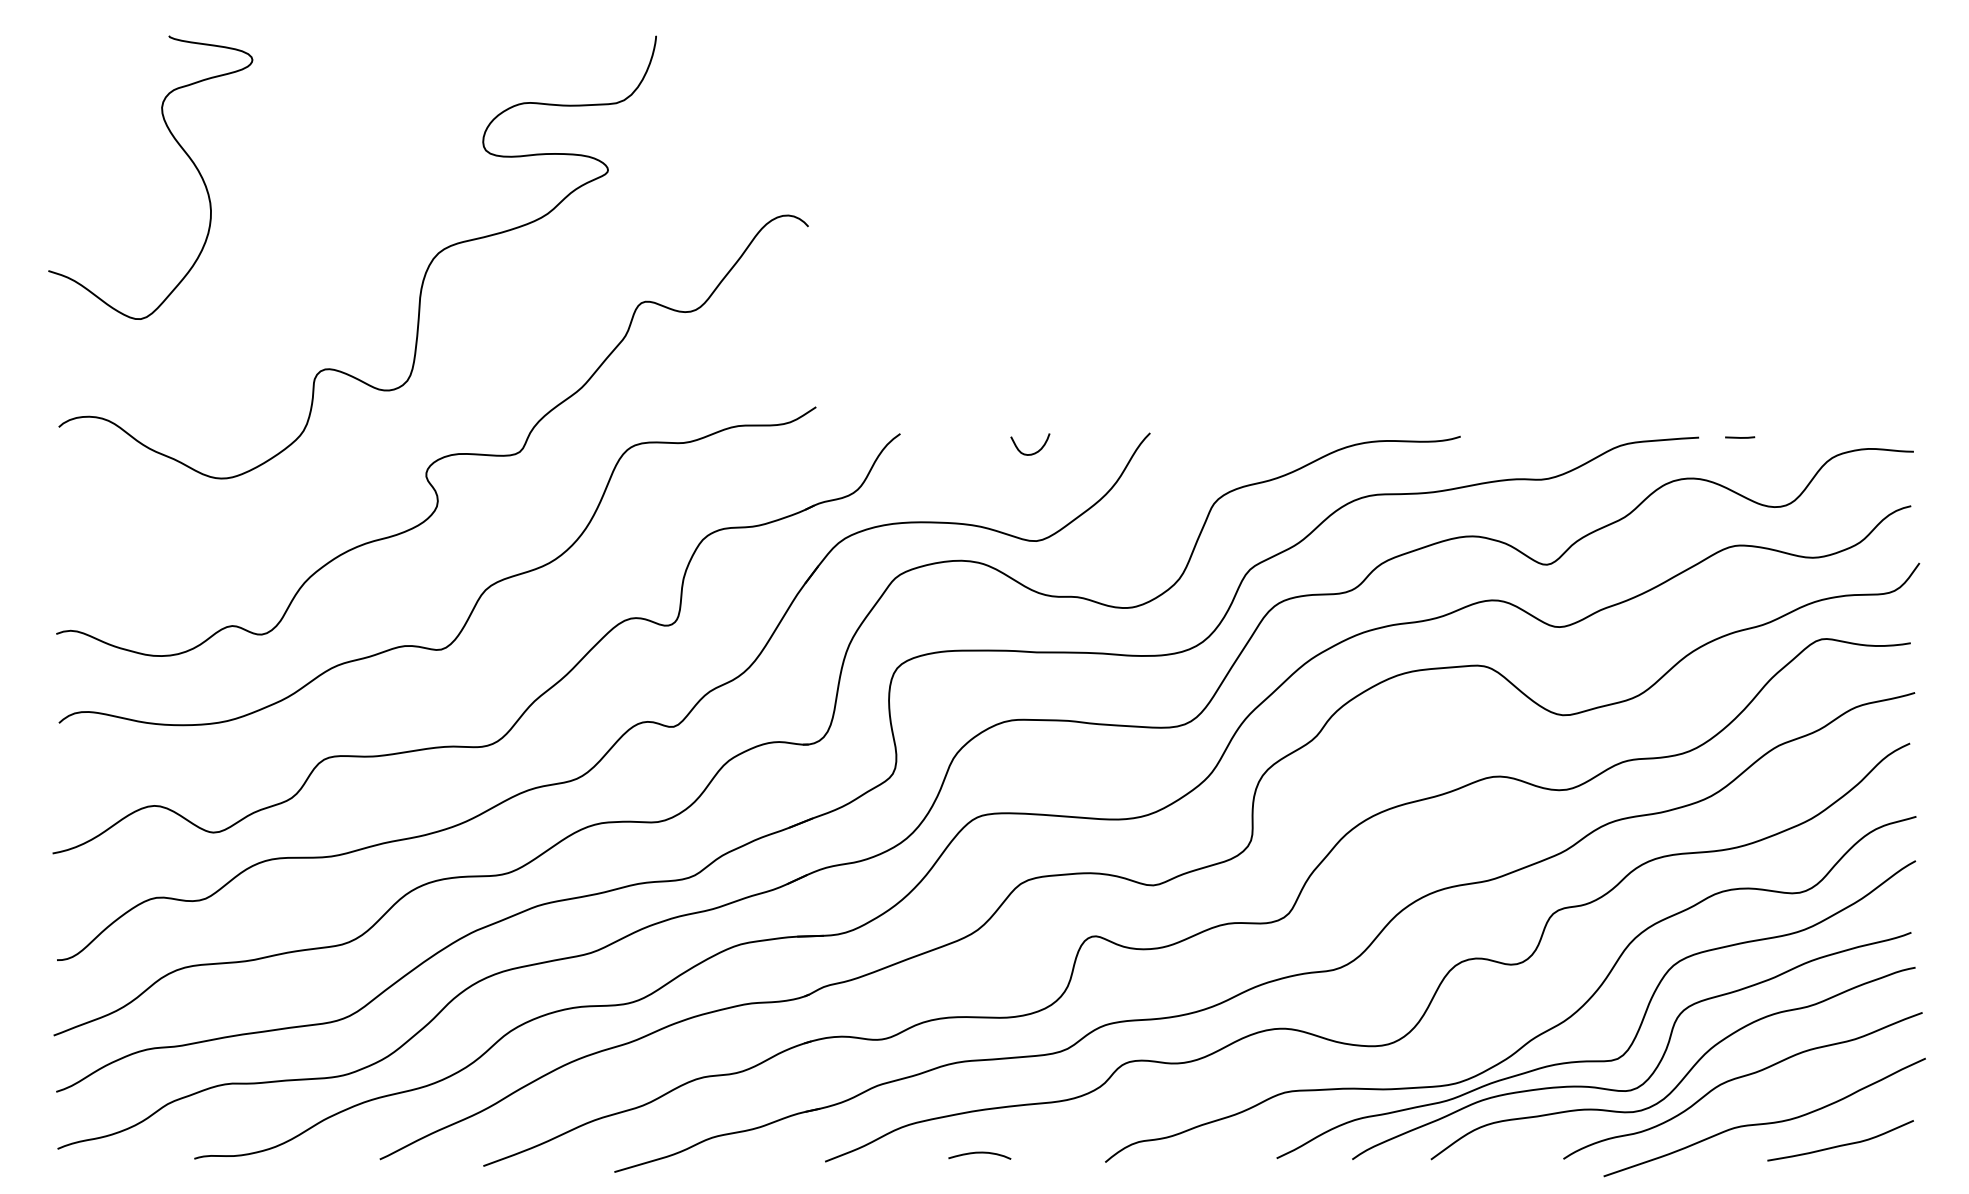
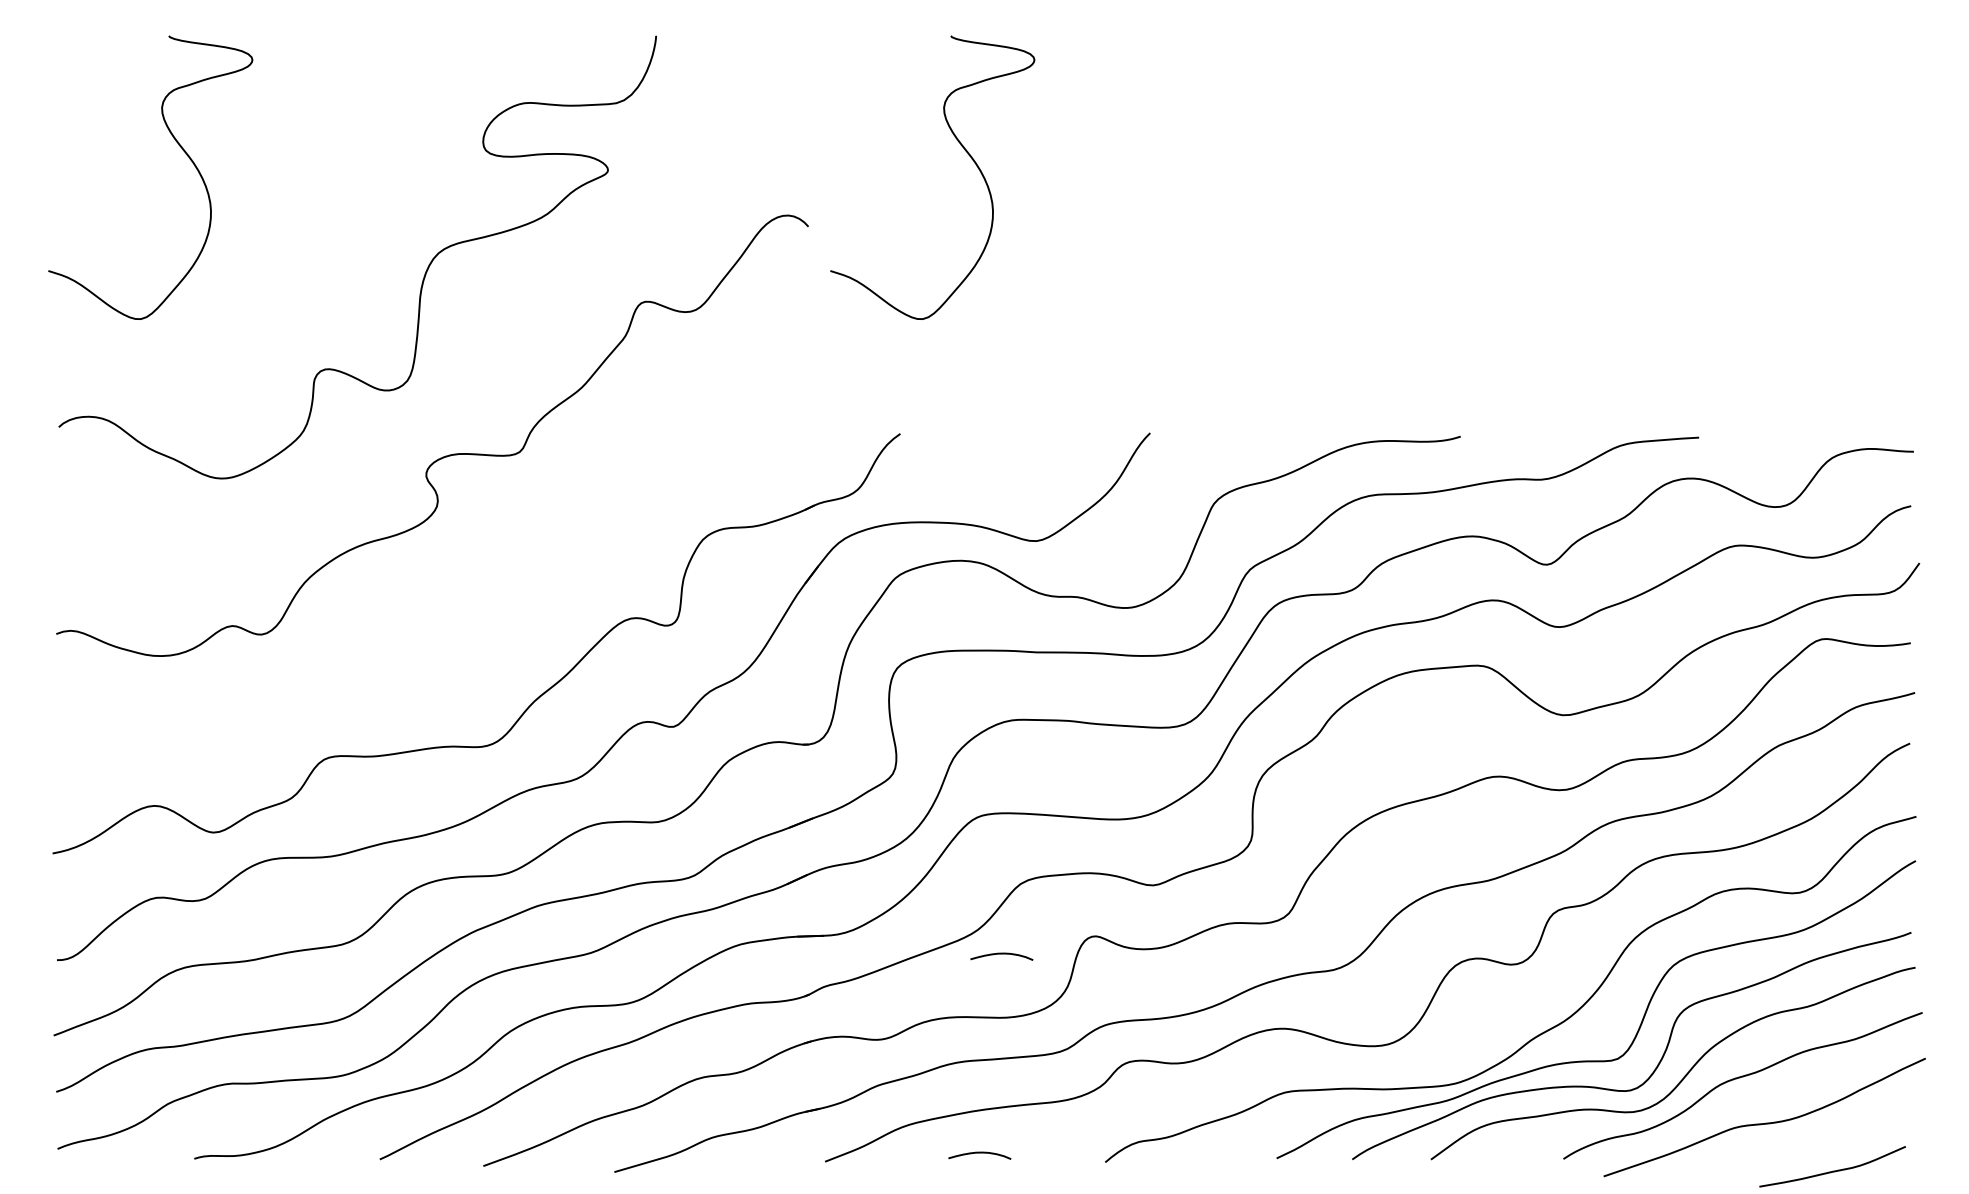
curve: none -> present (964, 150)
line: present -> none (1740, 437)
curve: present -> none (1034, 452)
curve: present -> none (480, 594)
curve: none -> present (1001, 954)
curve position: (1840, 1144) -> (1832, 1170) (1832, 1170)
